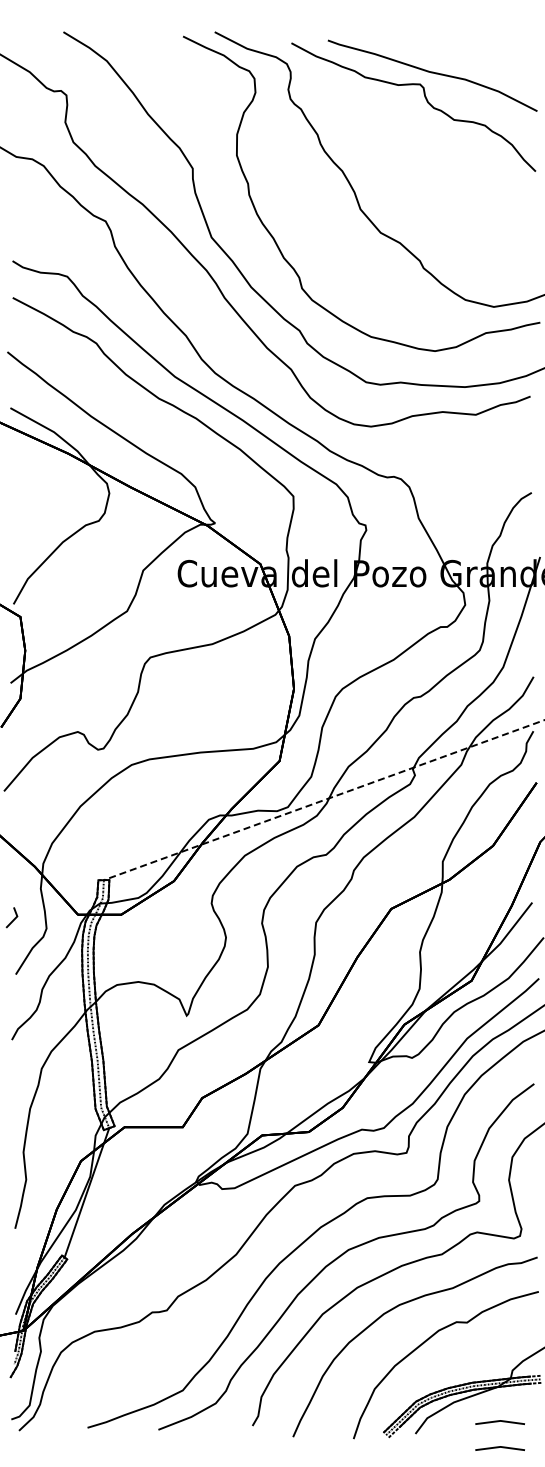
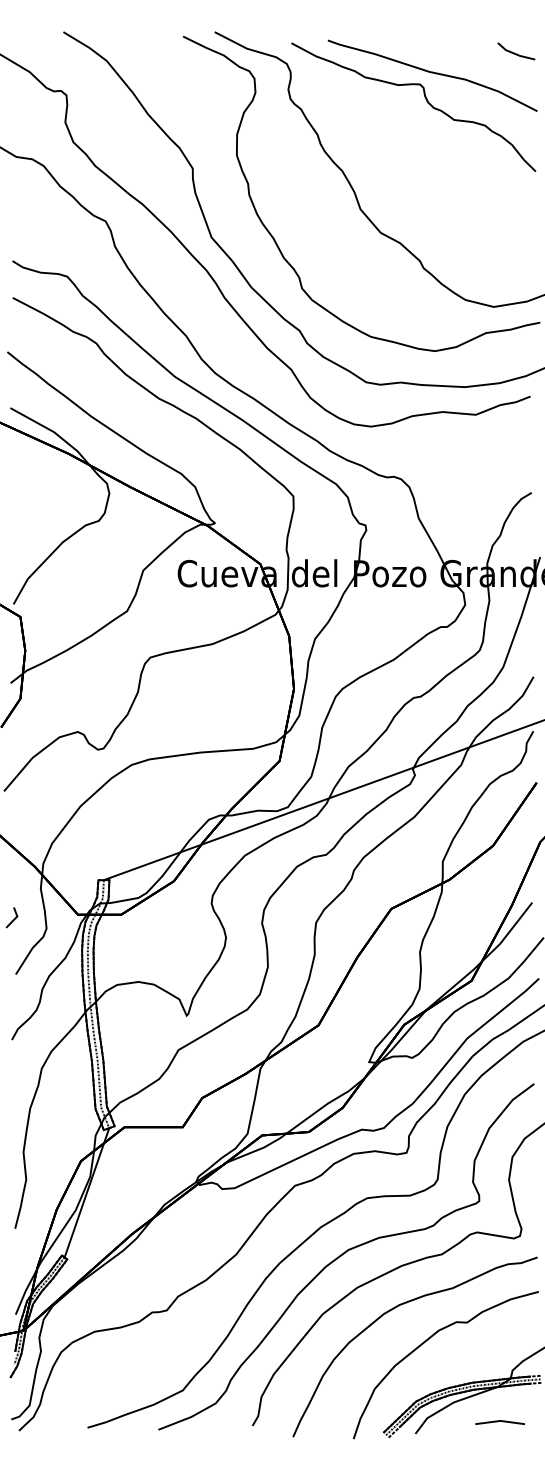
line: none -> present (516, 53)
line: dashed -> solid (323, 800)
part: present -> none (499, 1448)
